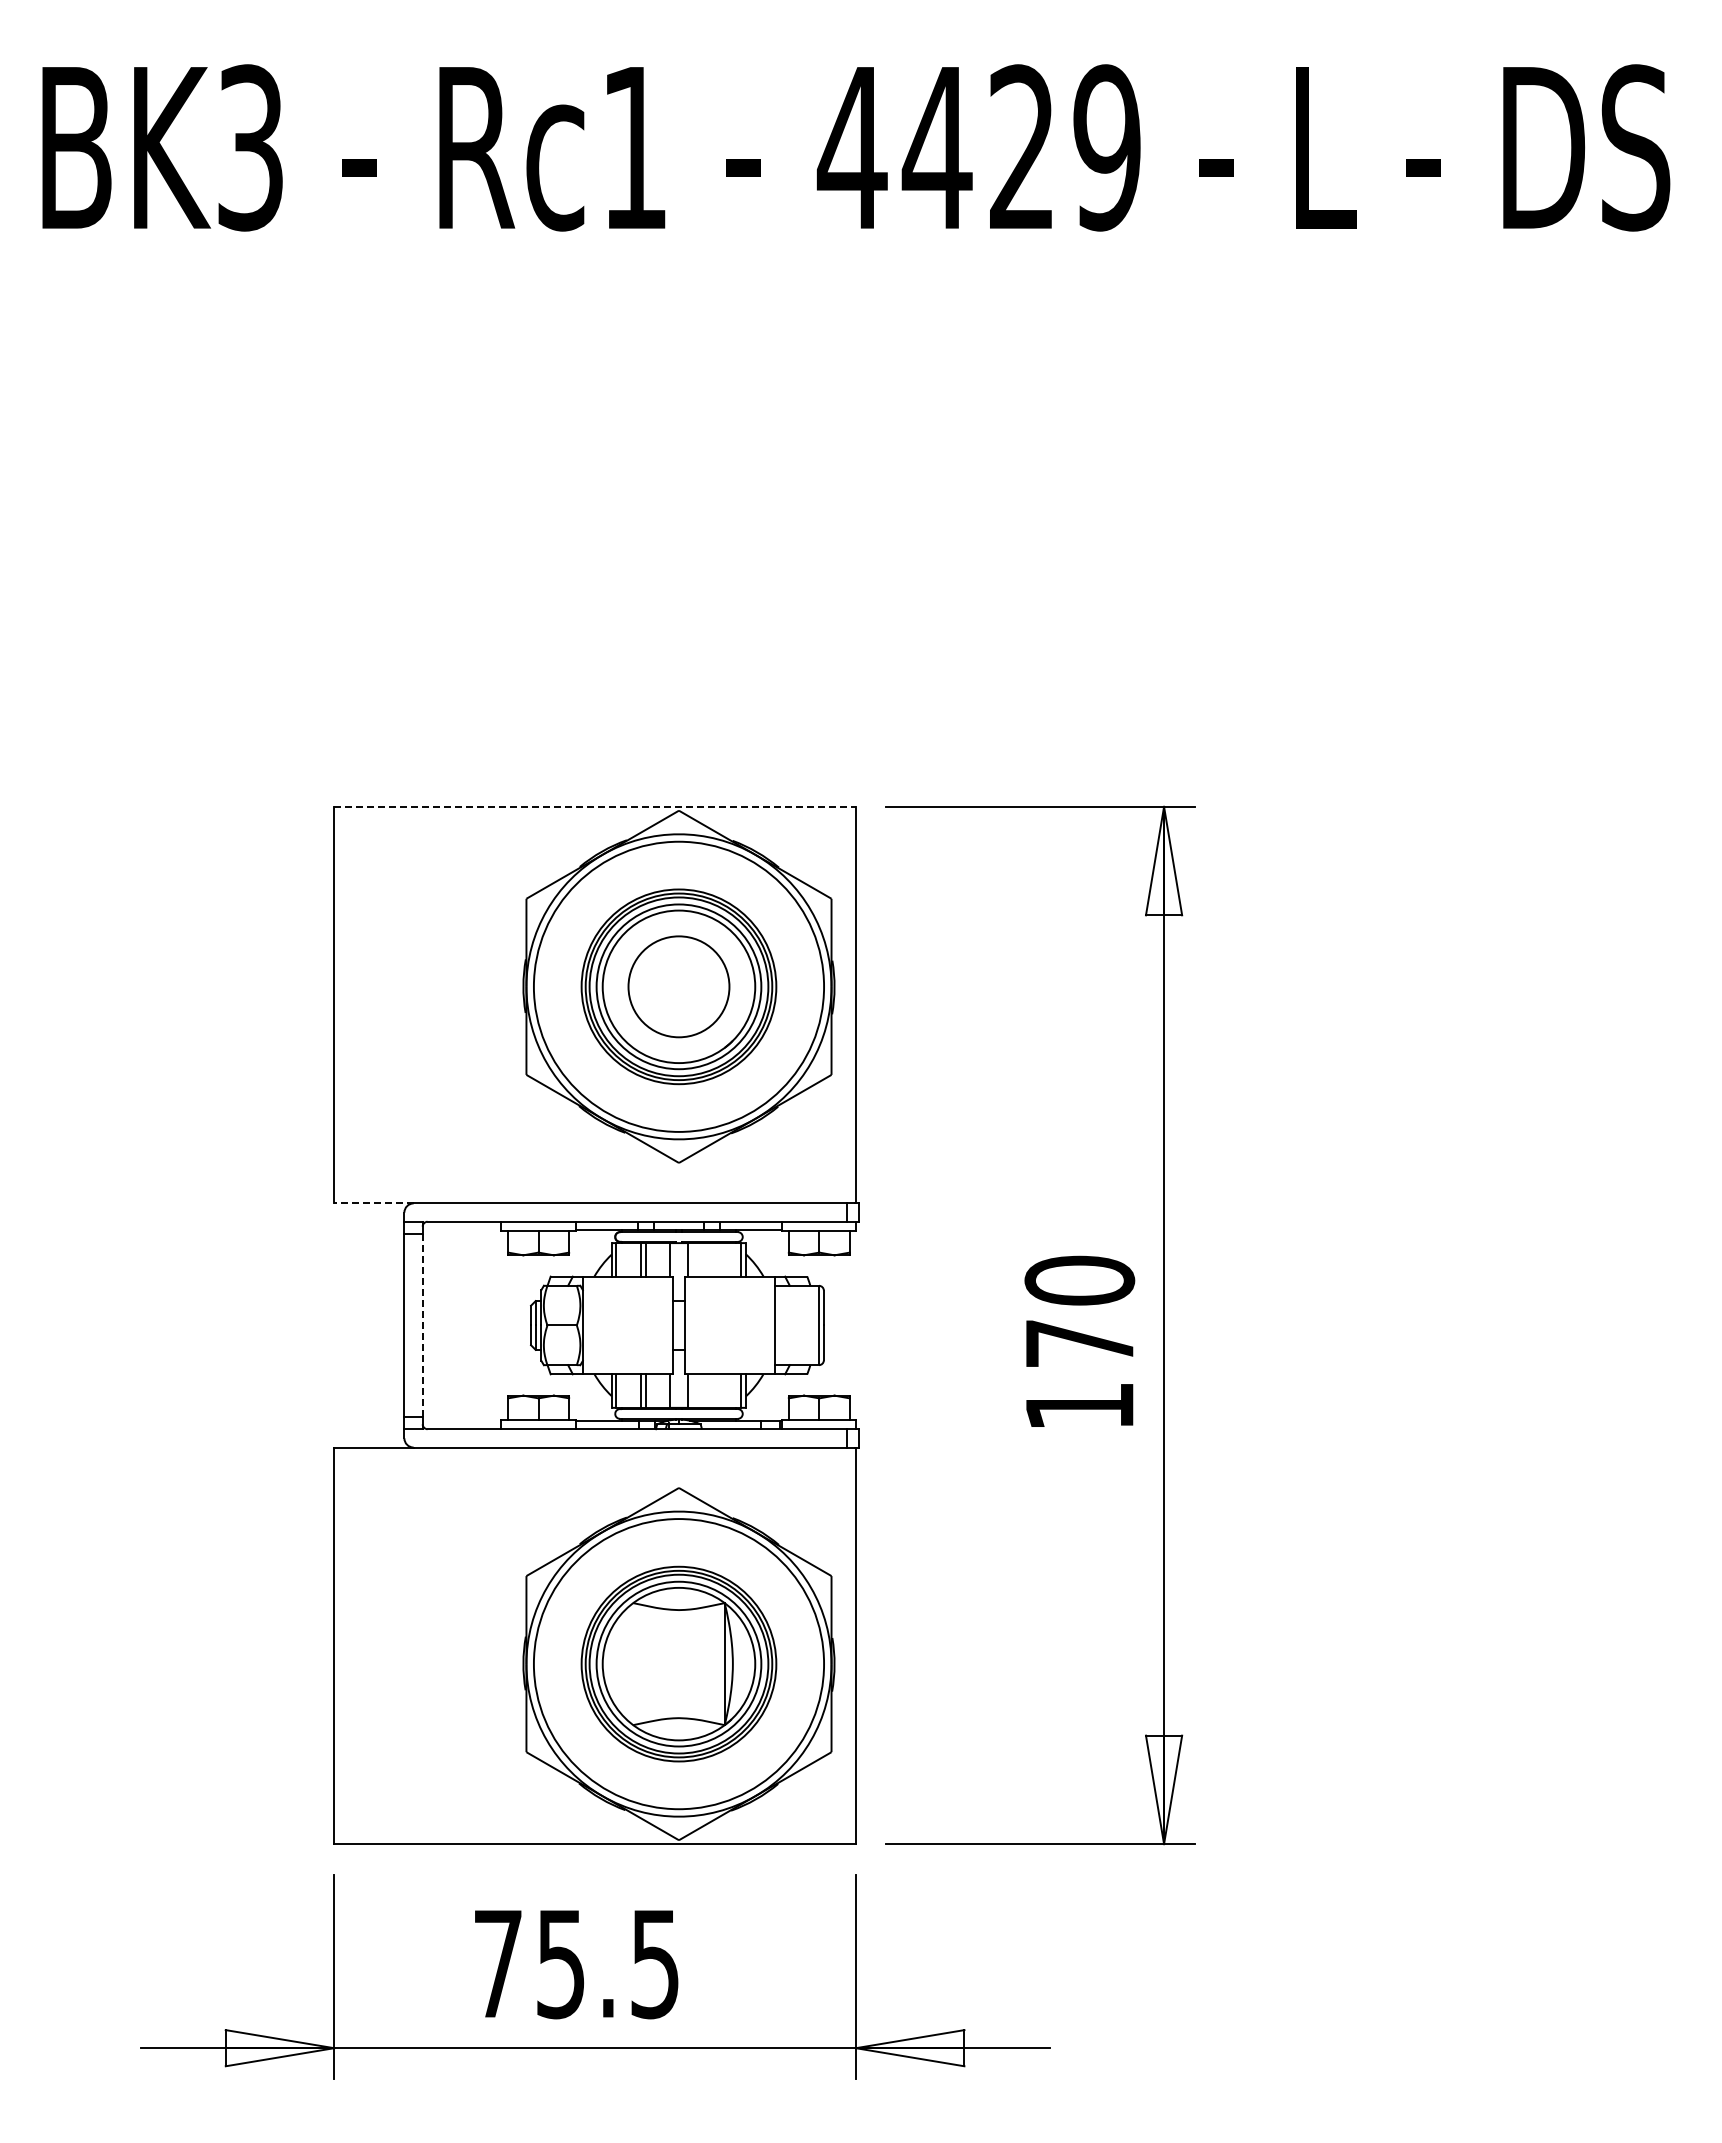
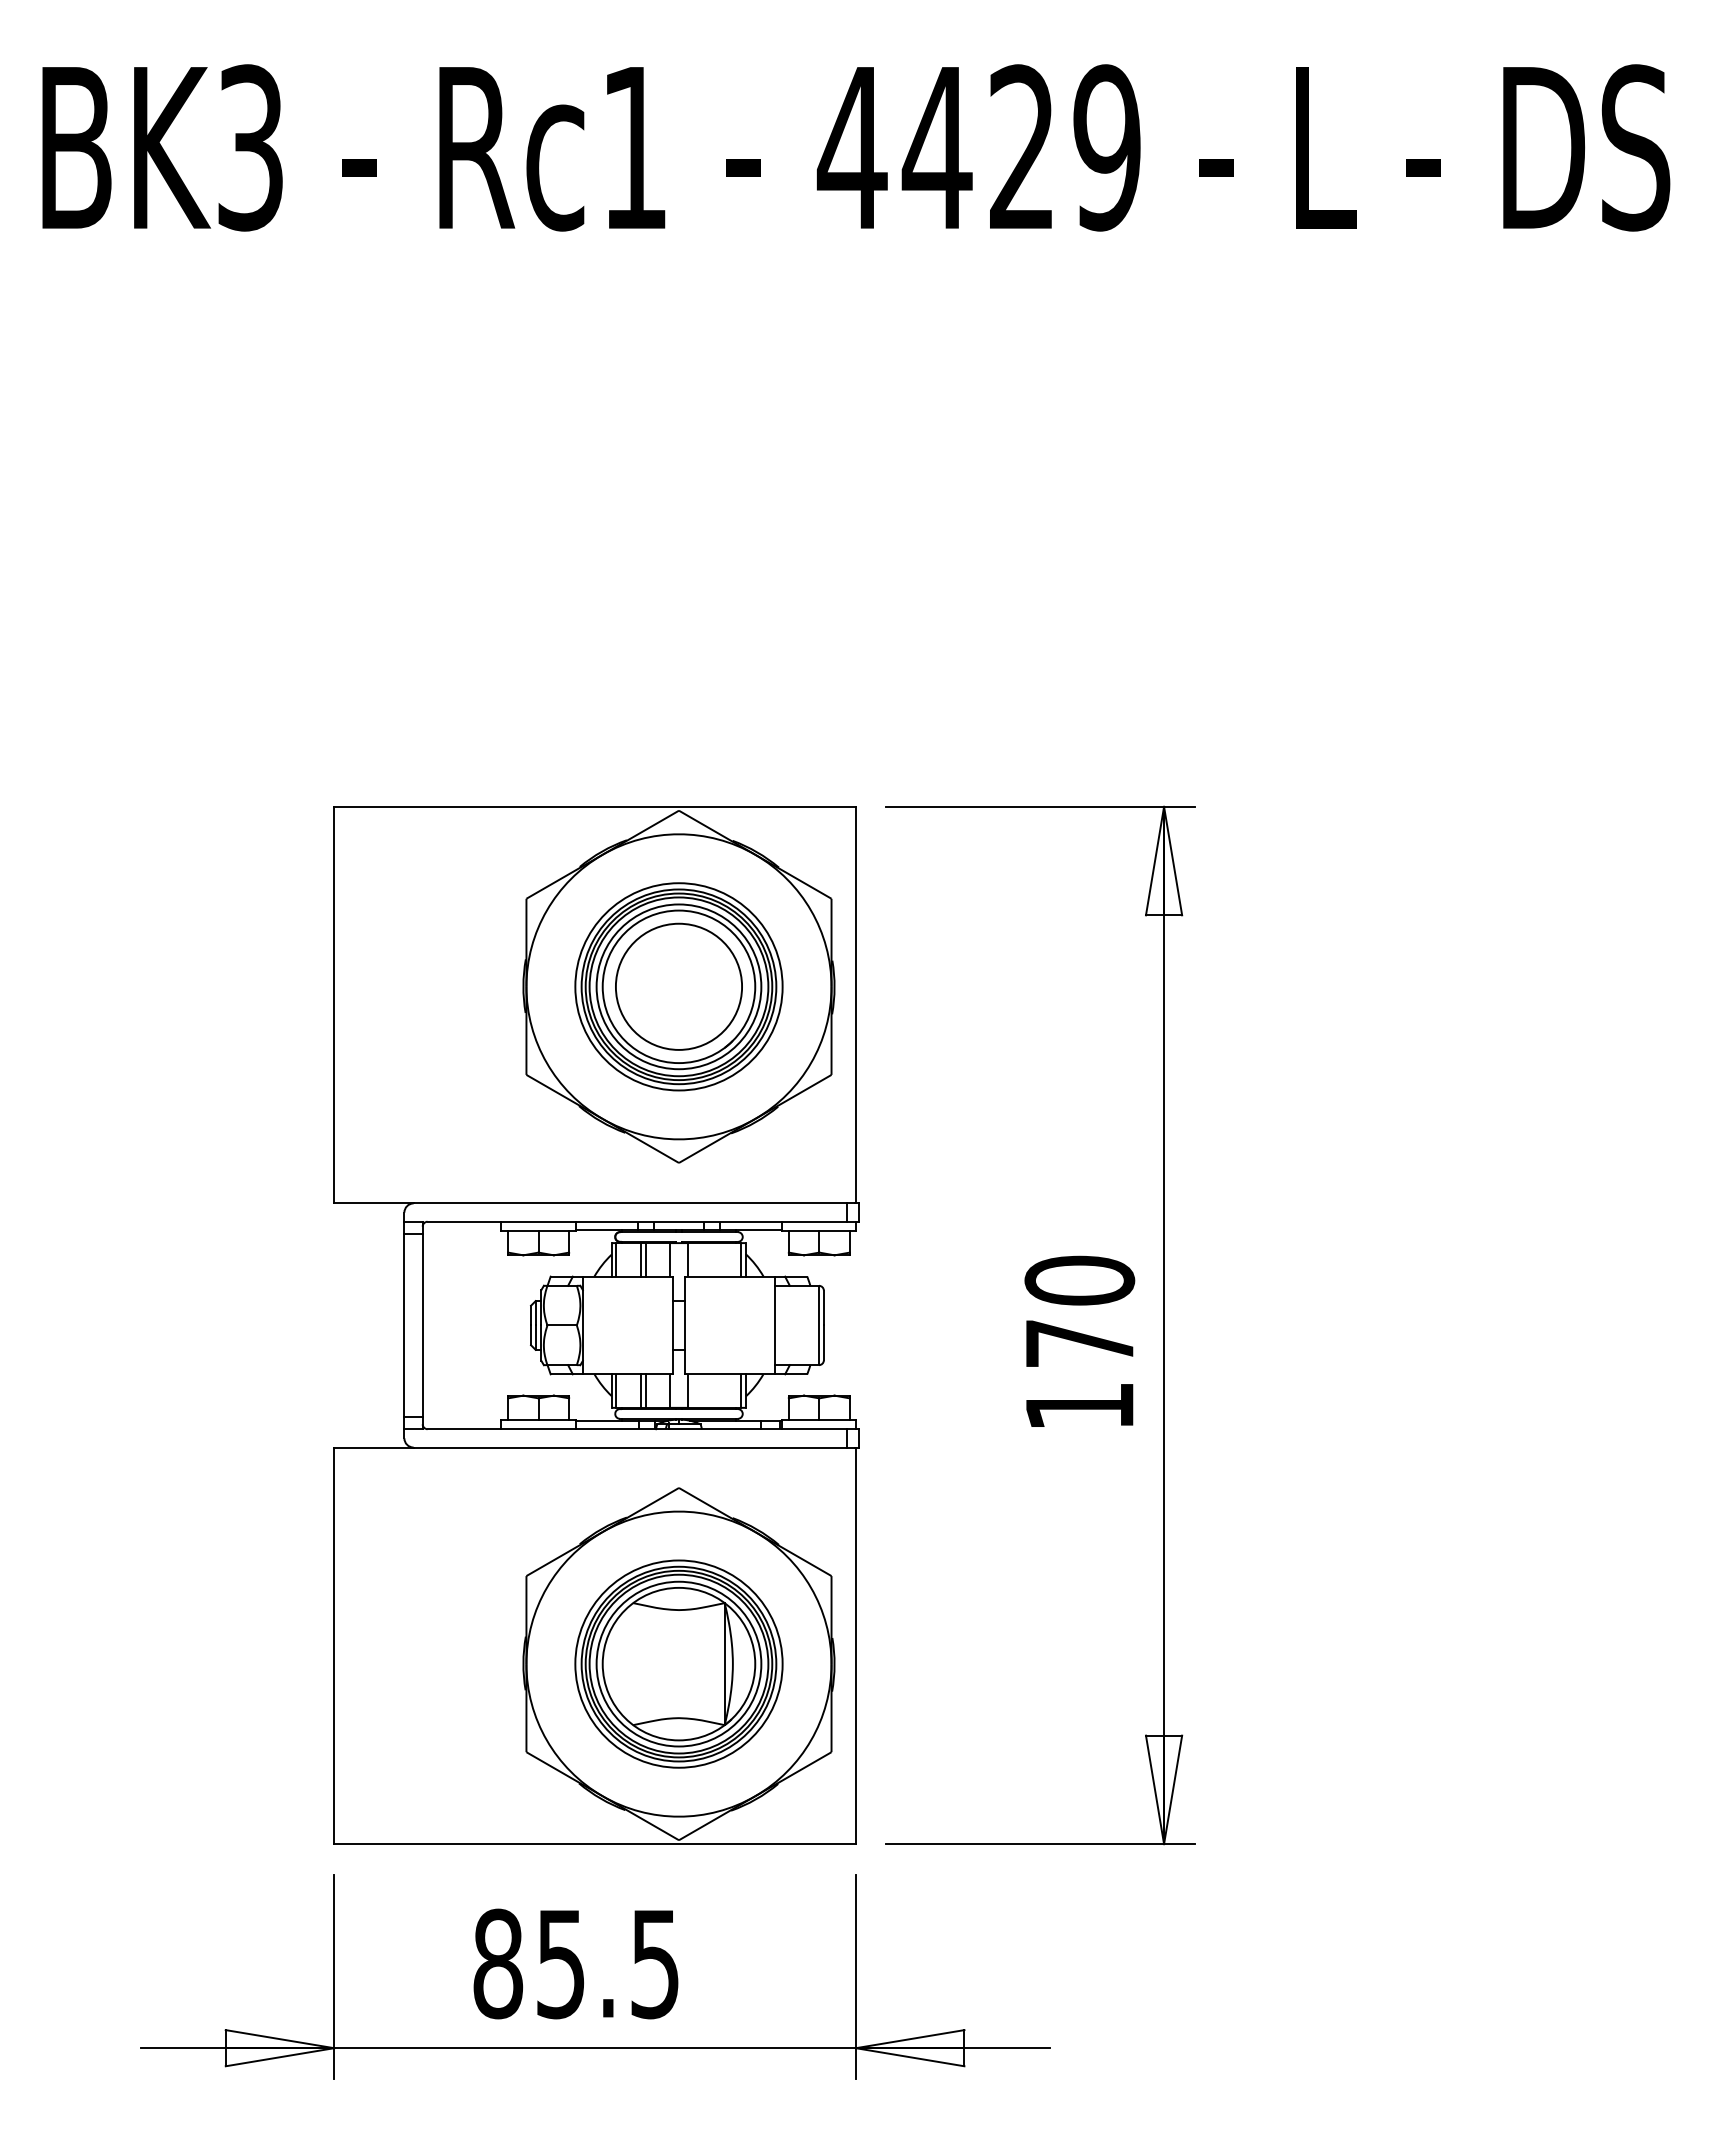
line: dashed -> solid (595, 806)
circle diameter: 101 px -> 126 px (678, 986)
circle diameter: 290 px -> 207 px (678, 986)
line: dashed -> solid (373, 1203)
line: dashed -> solid (422, 1325)
circle diameter: 290 px -> 207 px (678, 1663)
text: 75.5 -> 85.5 (498, 1963)
